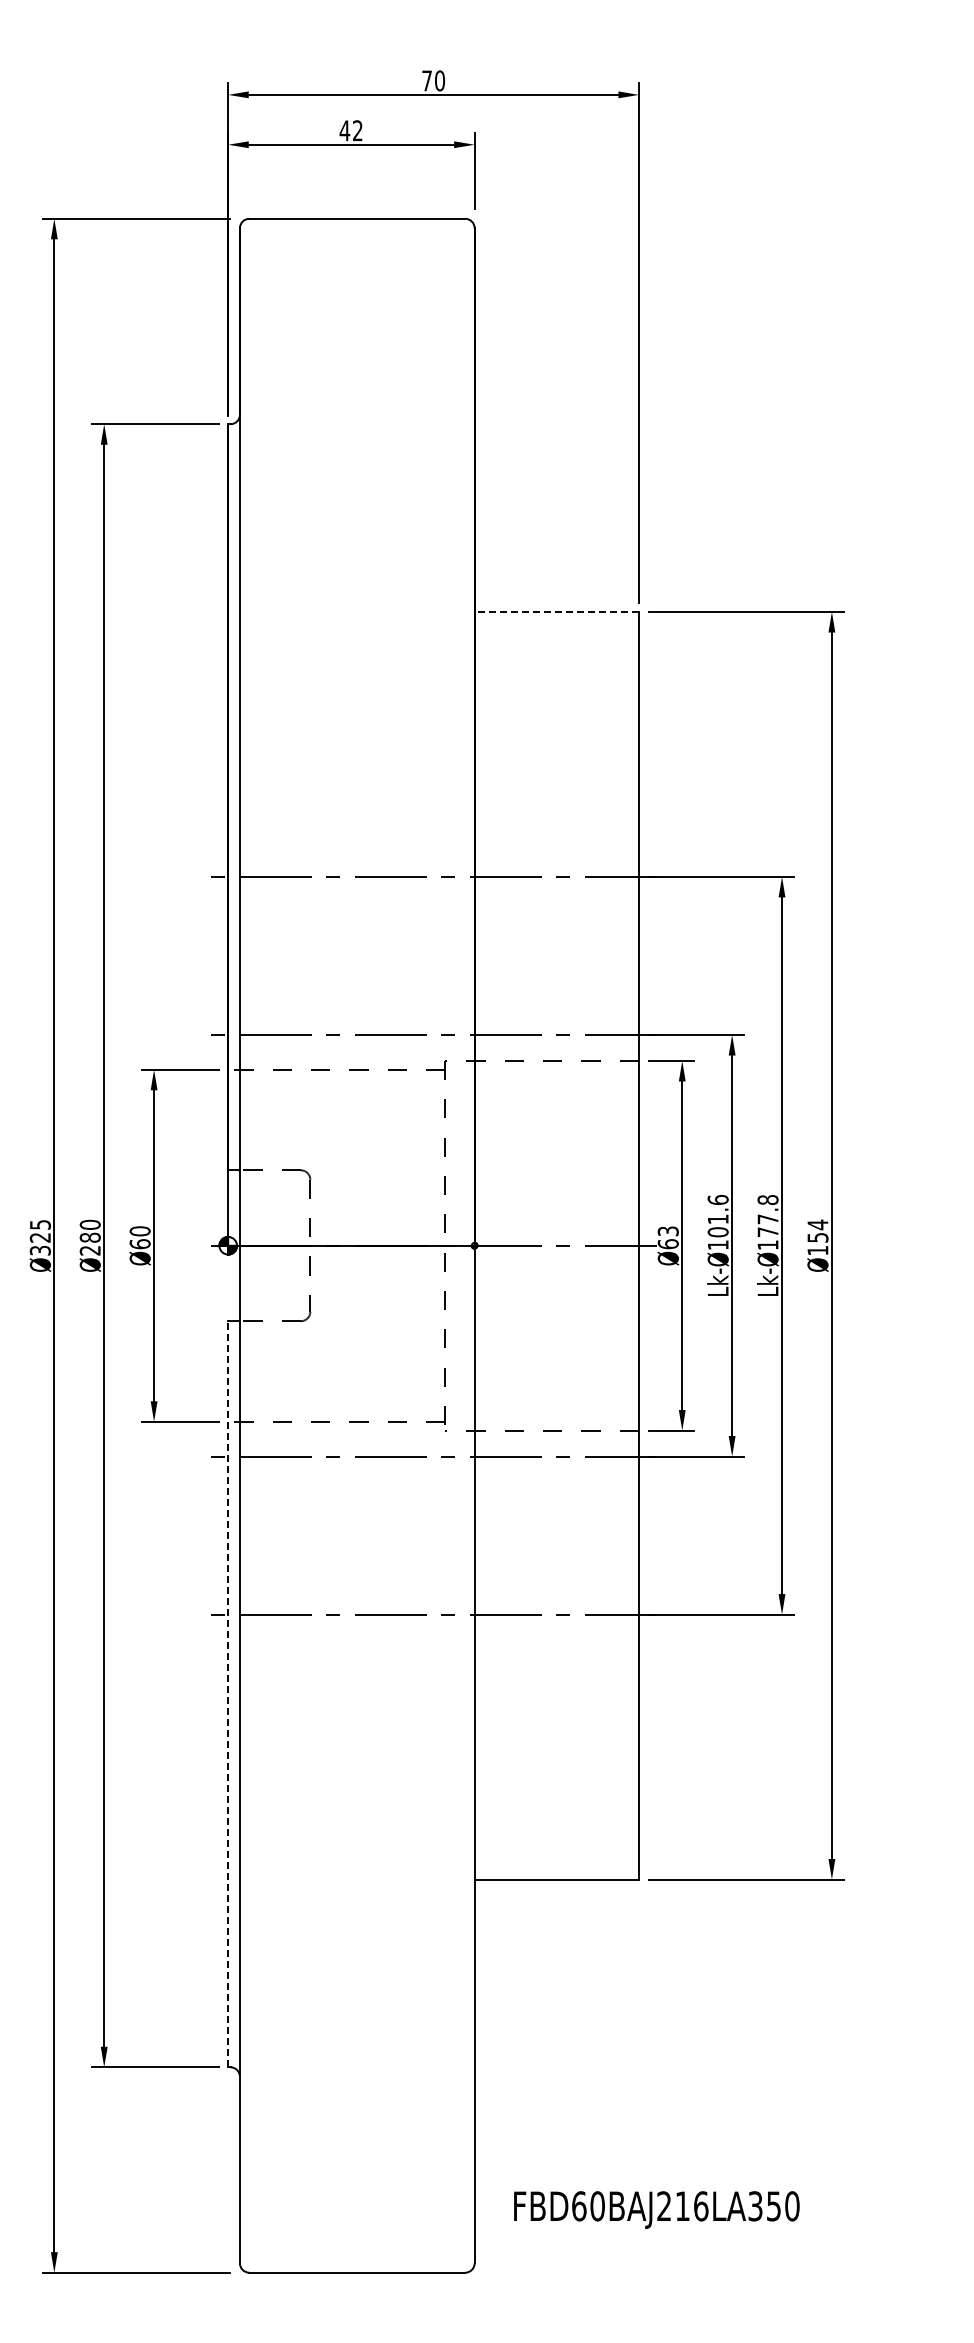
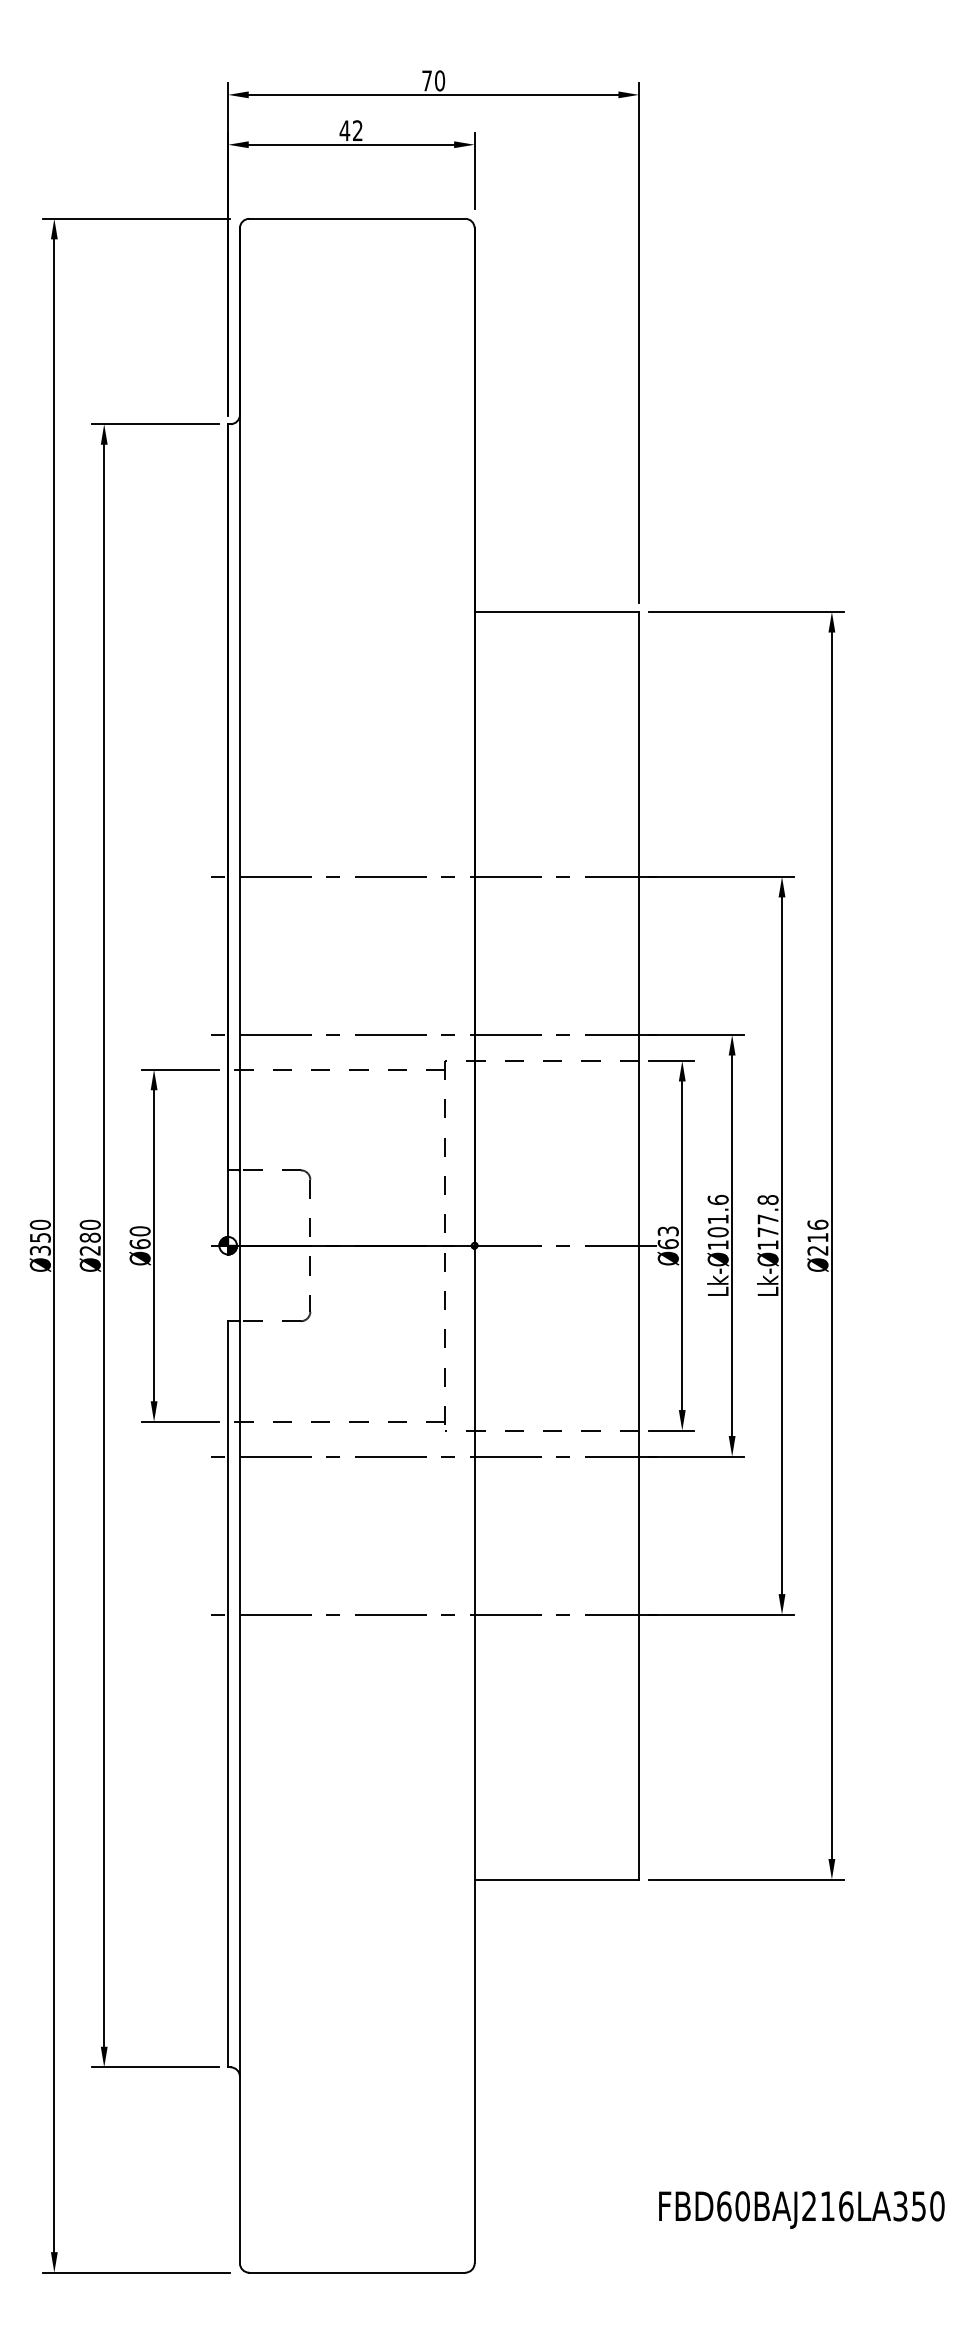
line: dashed -> solid (556, 612)
text: Ø325 -> Ø350 (39, 1230)
text: Ø154 -> Ø216 (817, 1237)
line: dashed -> solid (228, 1693)
text position: (656, 2209) -> (801, 2209) (801, 2209)
